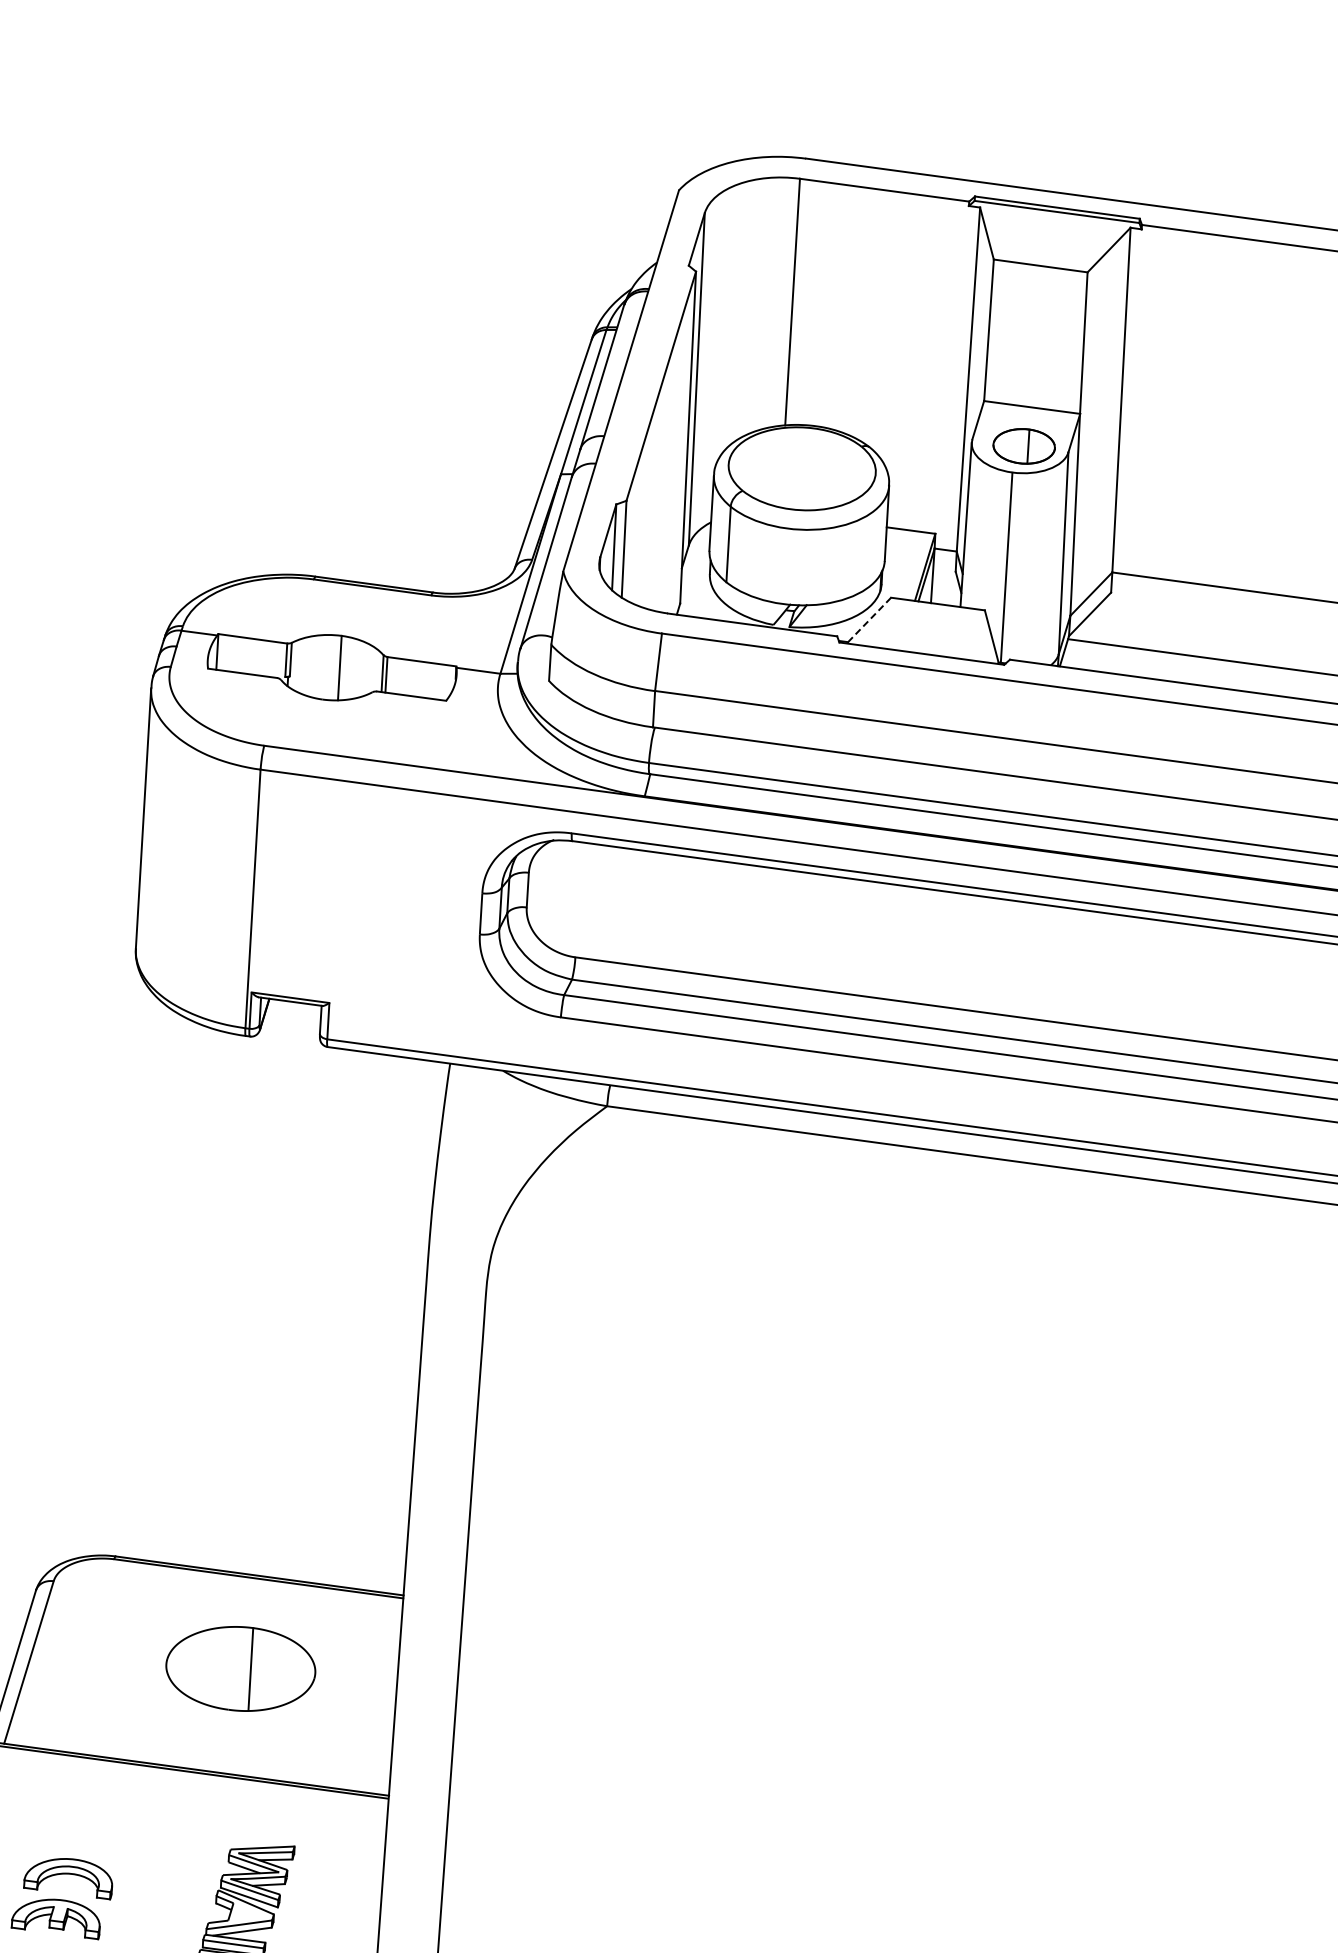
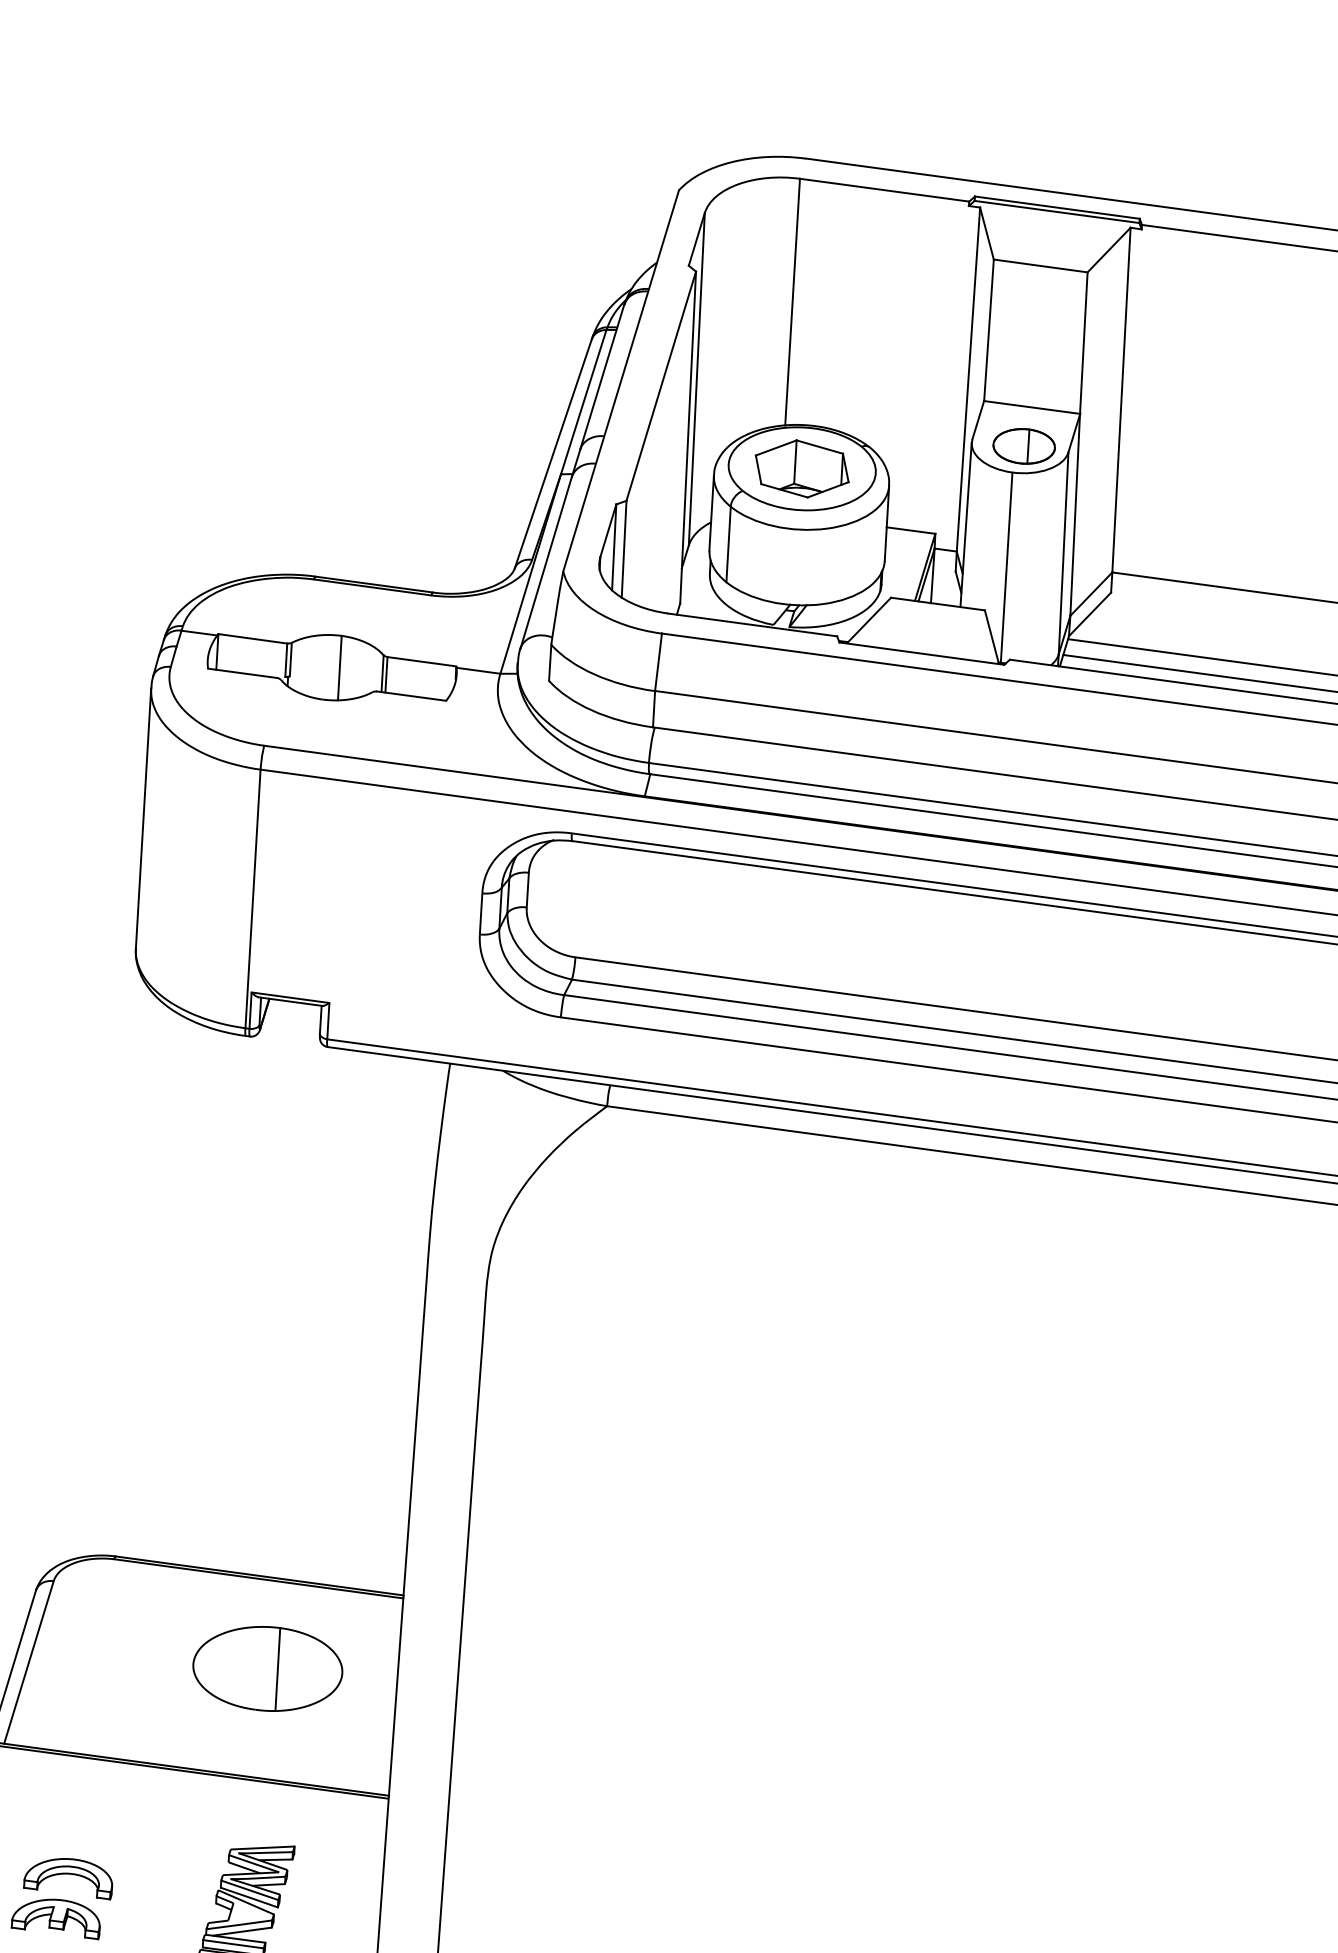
part: none -> present (801, 468)
line: dashed -> solid (869, 619)
line: none -> present (1198, 672)
part position: (240, 1668) -> (267, 1668) (267, 1668)
